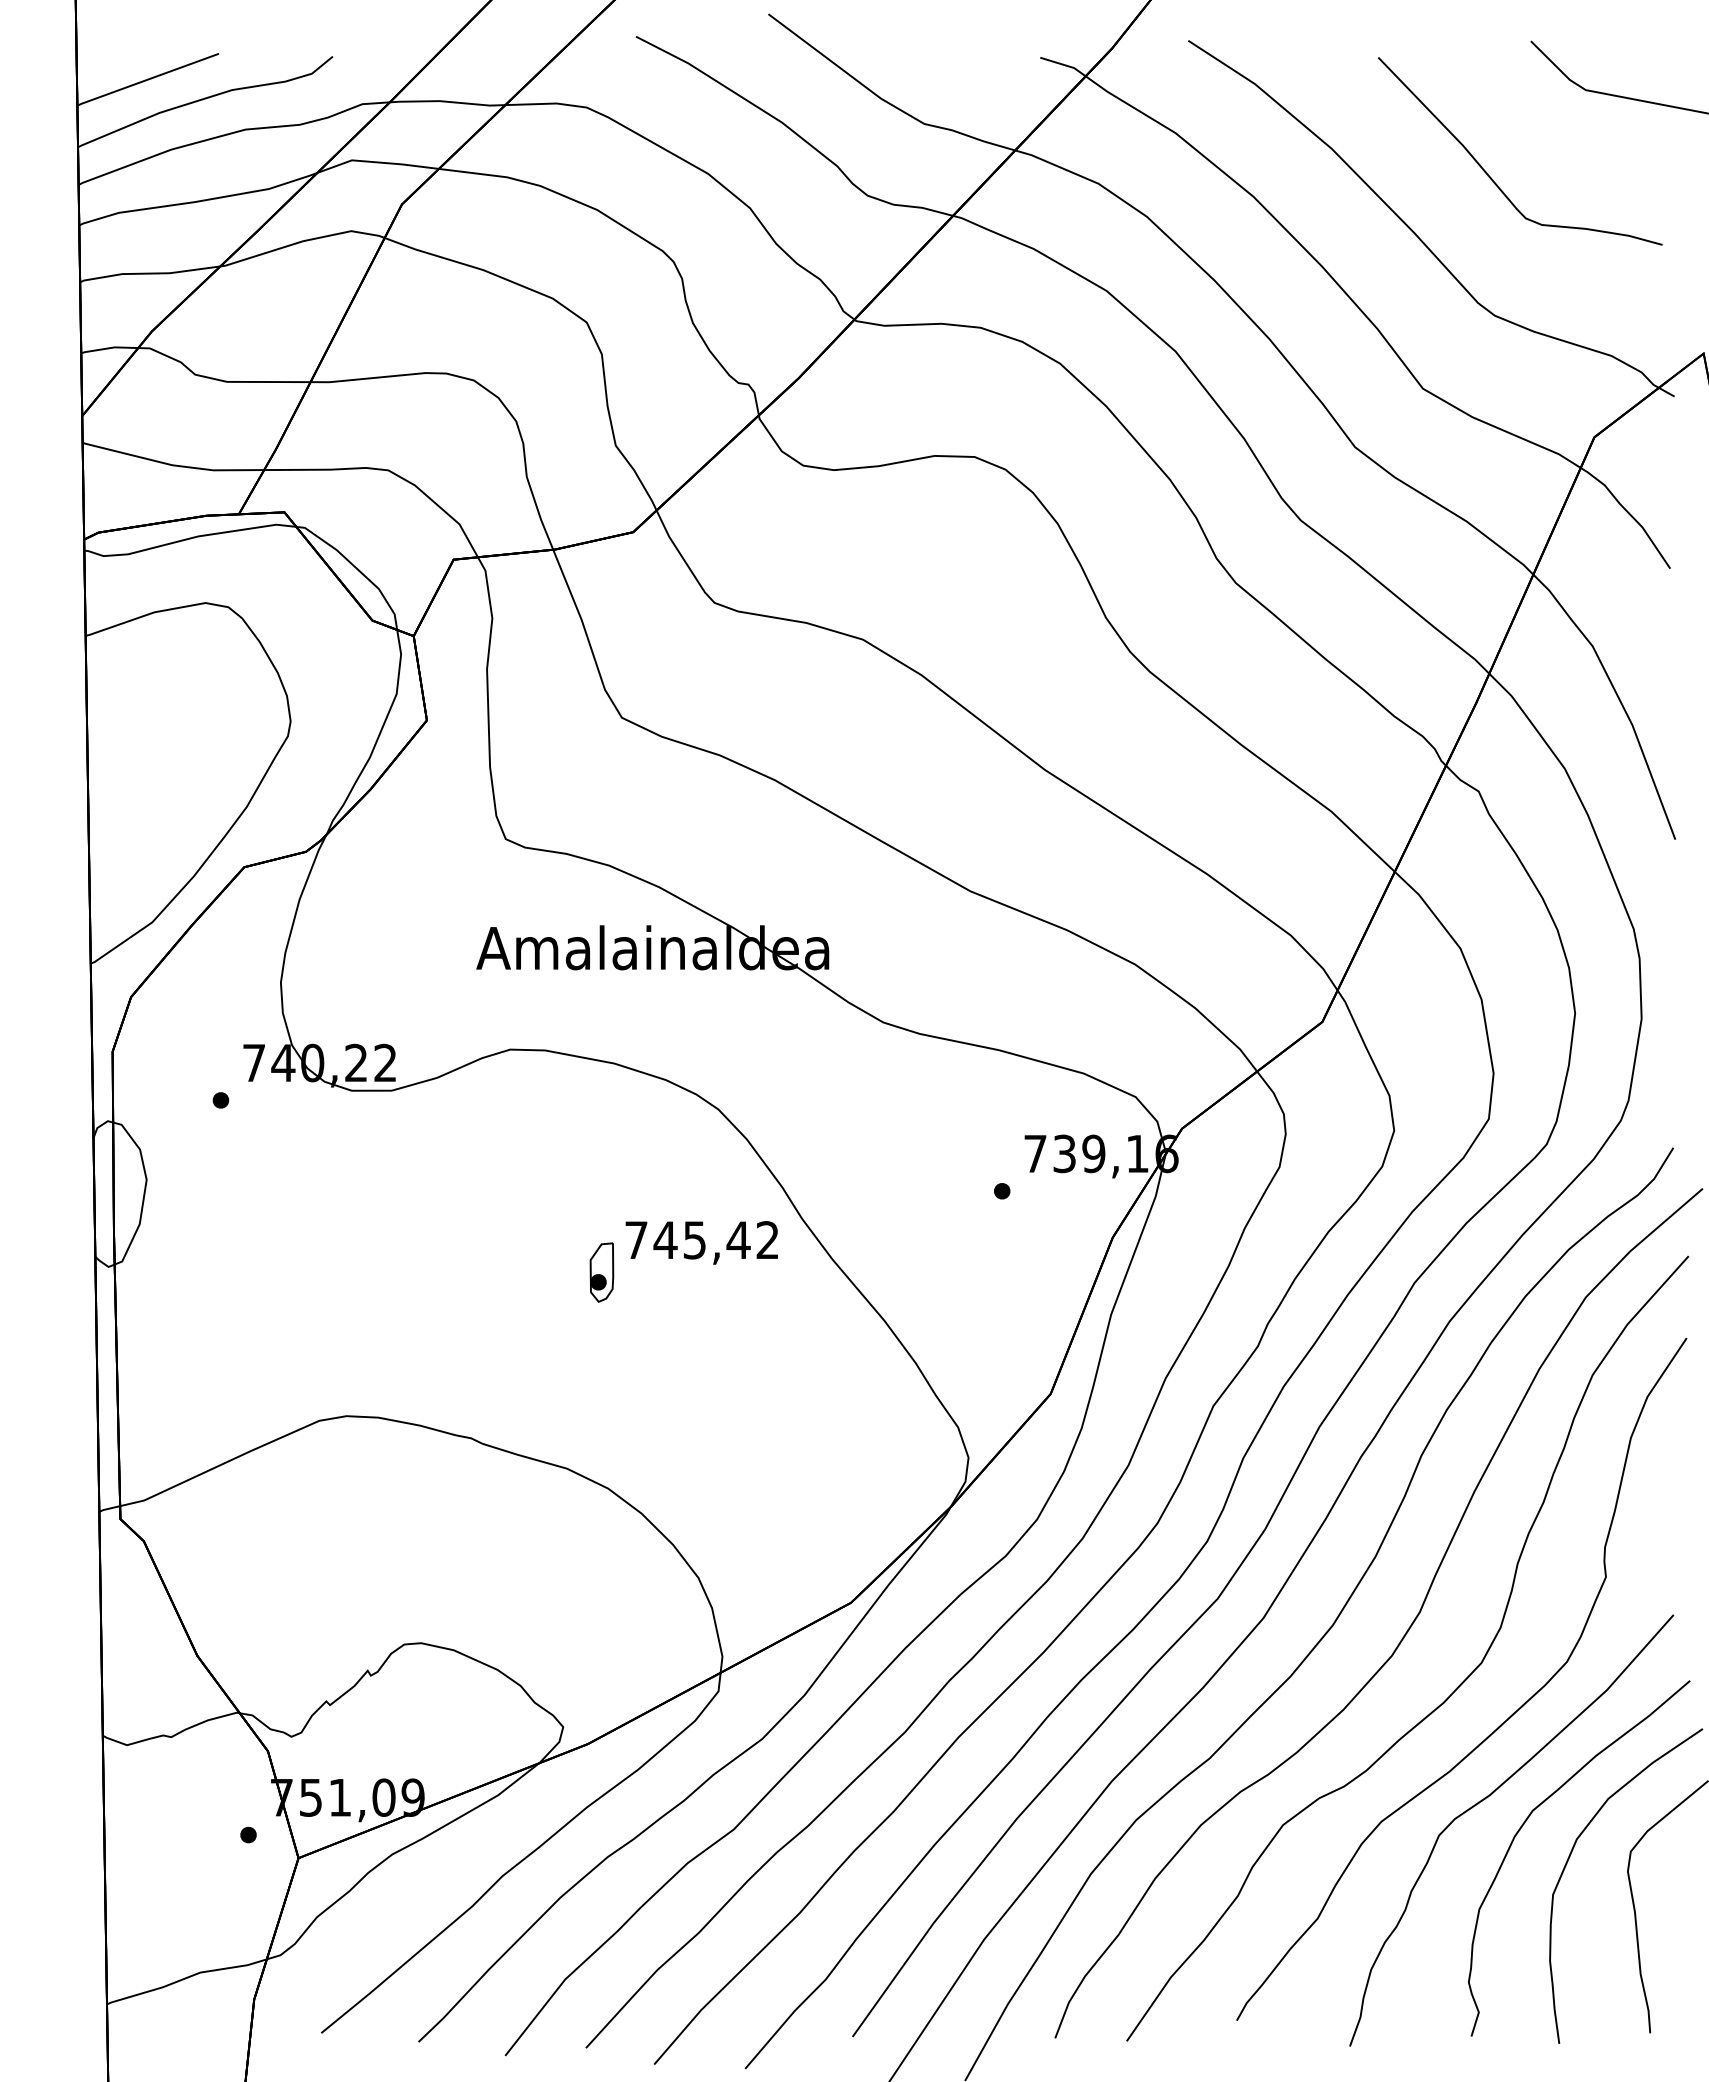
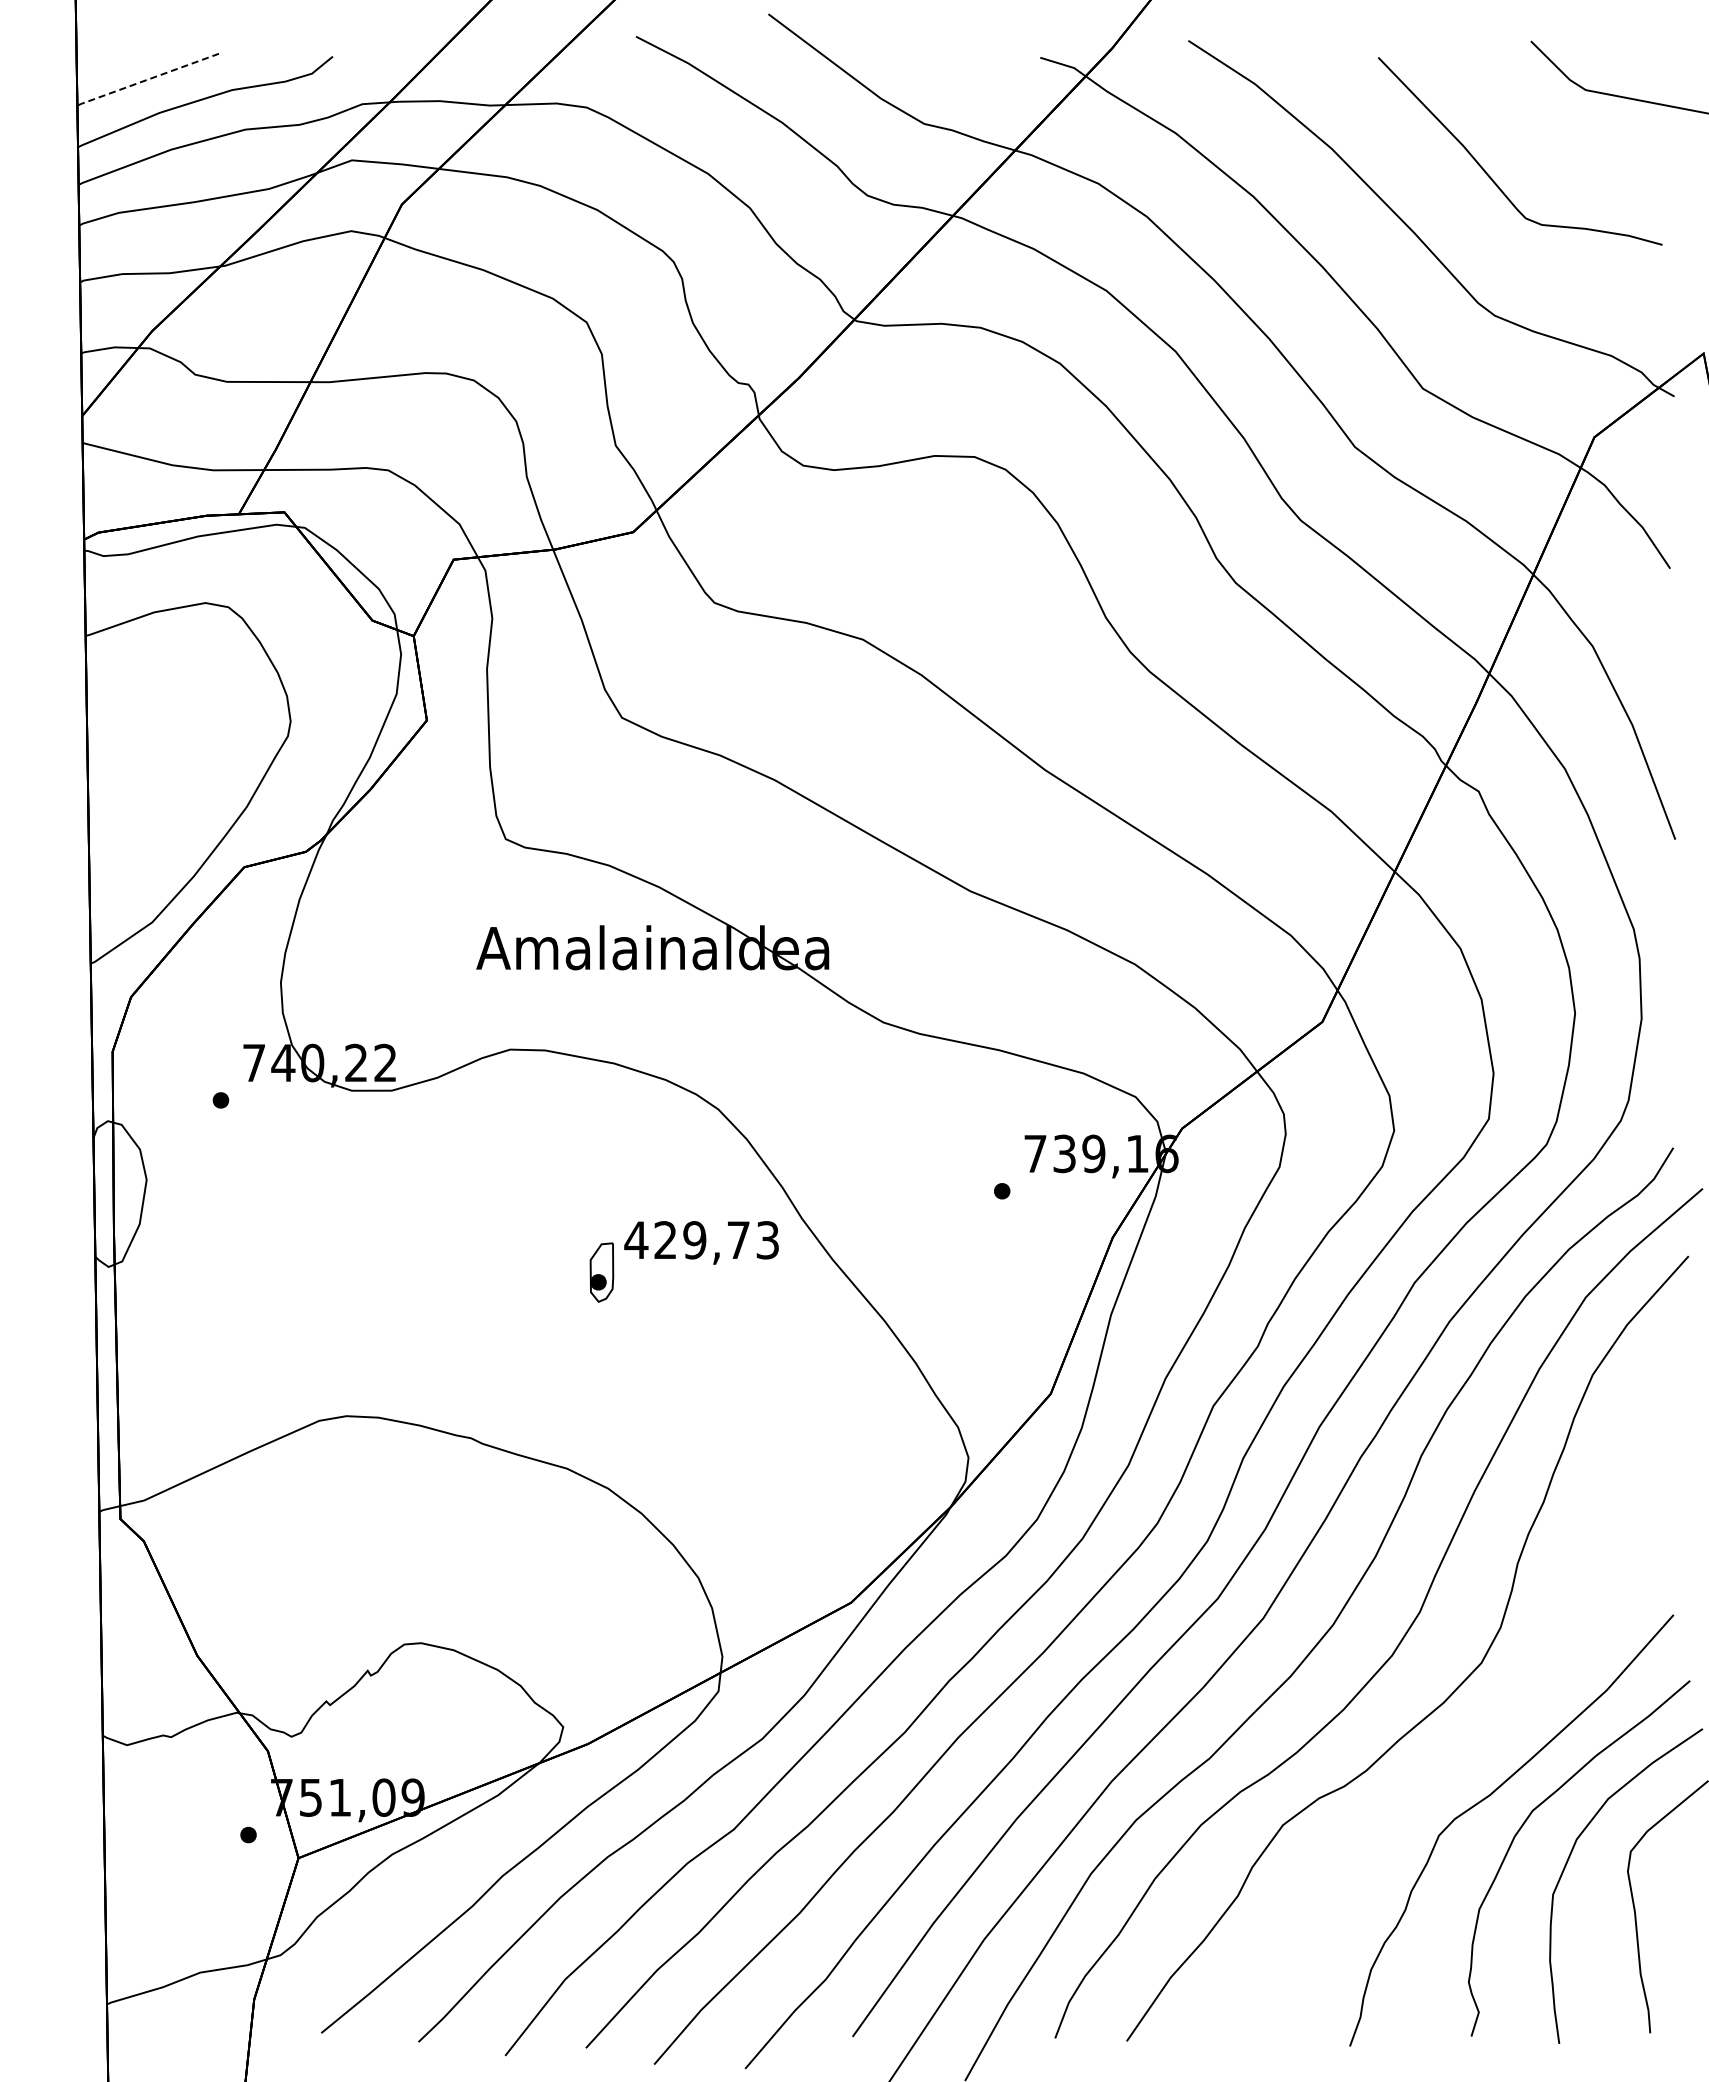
line: solid -> dashed (146, 80)
text: 745,42 -> 429,73 (701, 1240)
curve: present -> none (1502, 1722)
